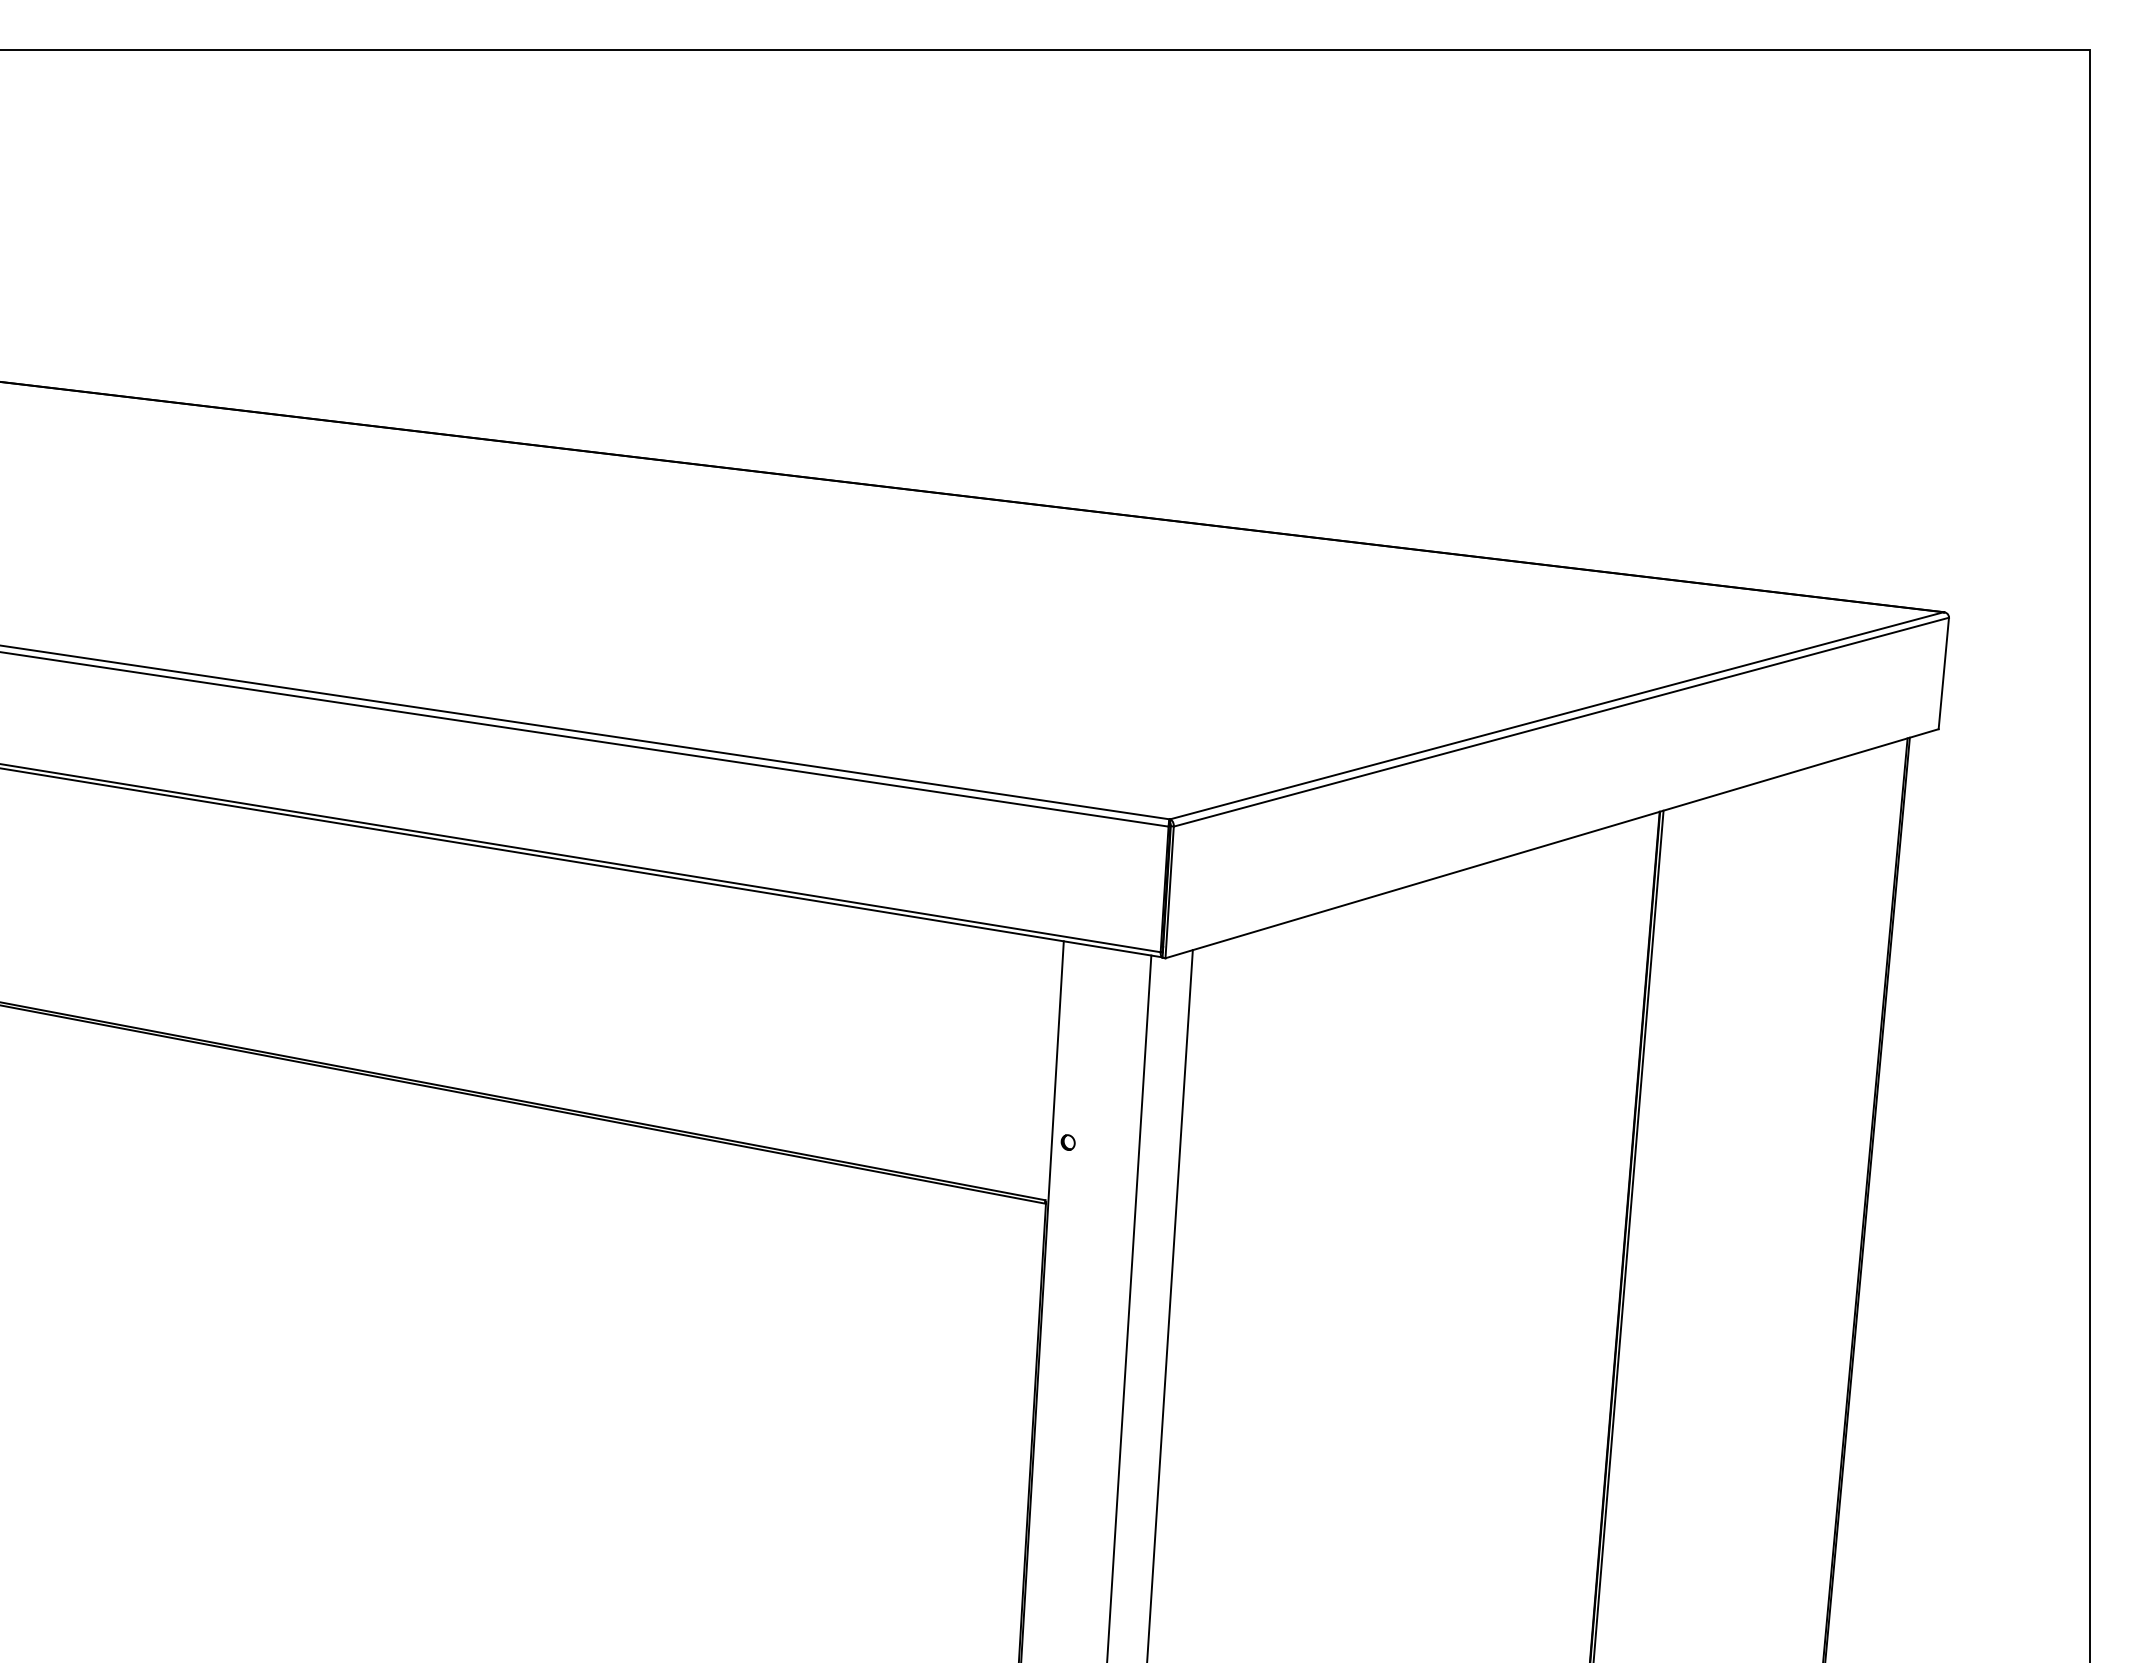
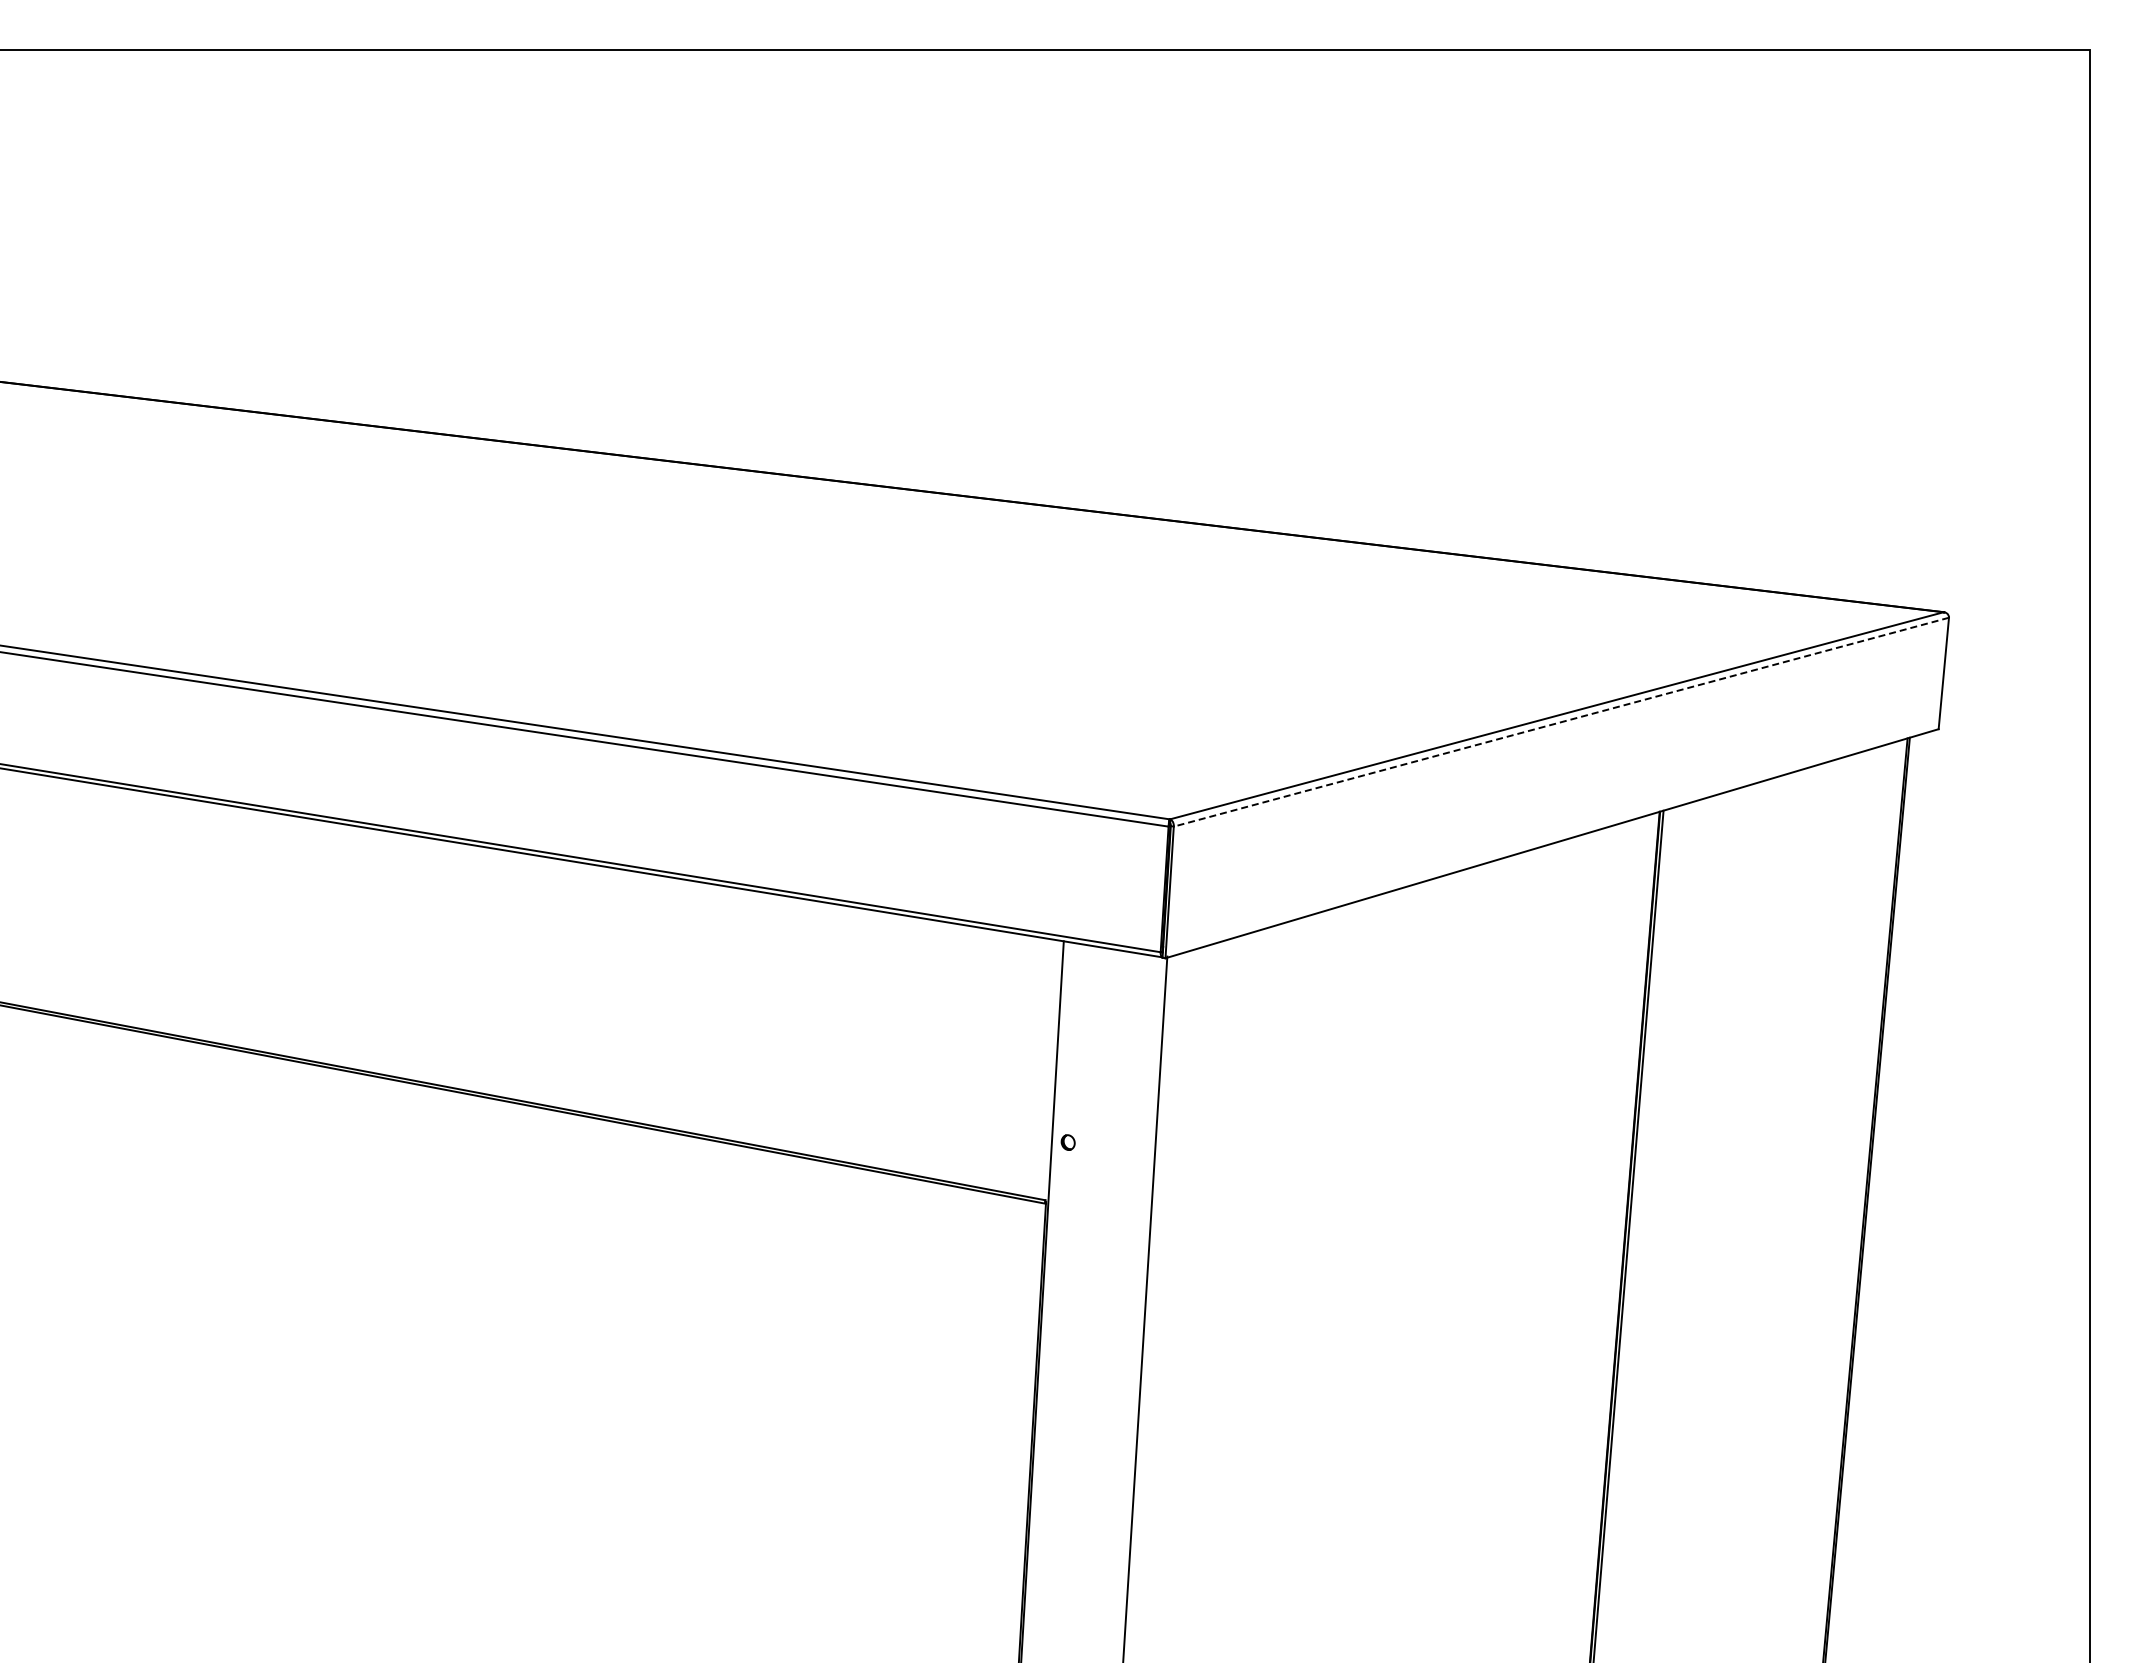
line: solid -> dashed (1560, 722)
line: present -> none (1169, 1304)
line position: (1129, 1307) -> (1145, 1307) (1145, 1307)
